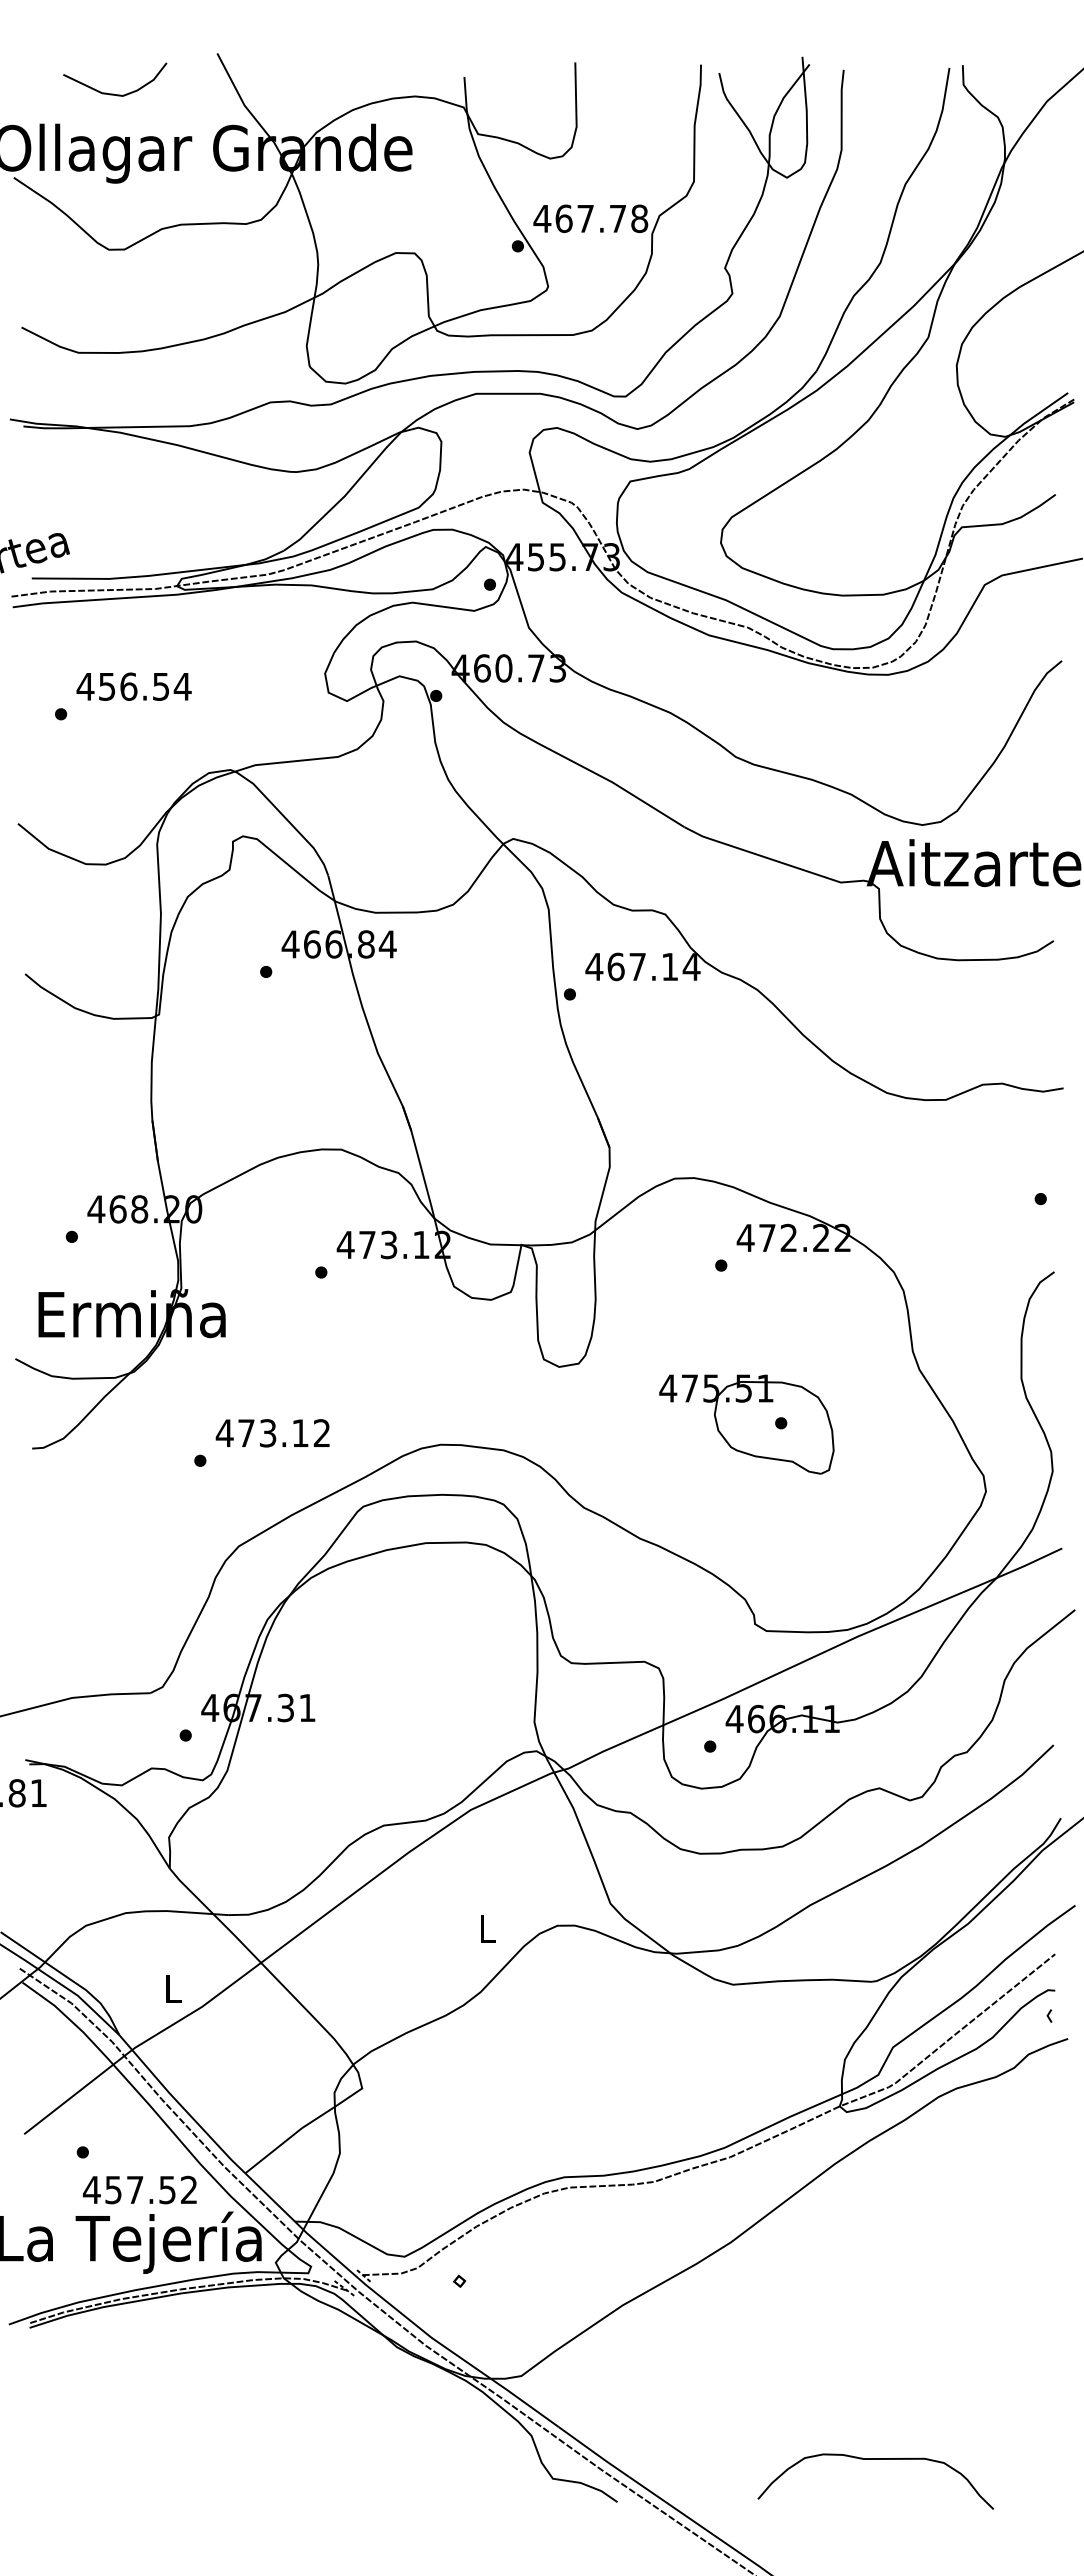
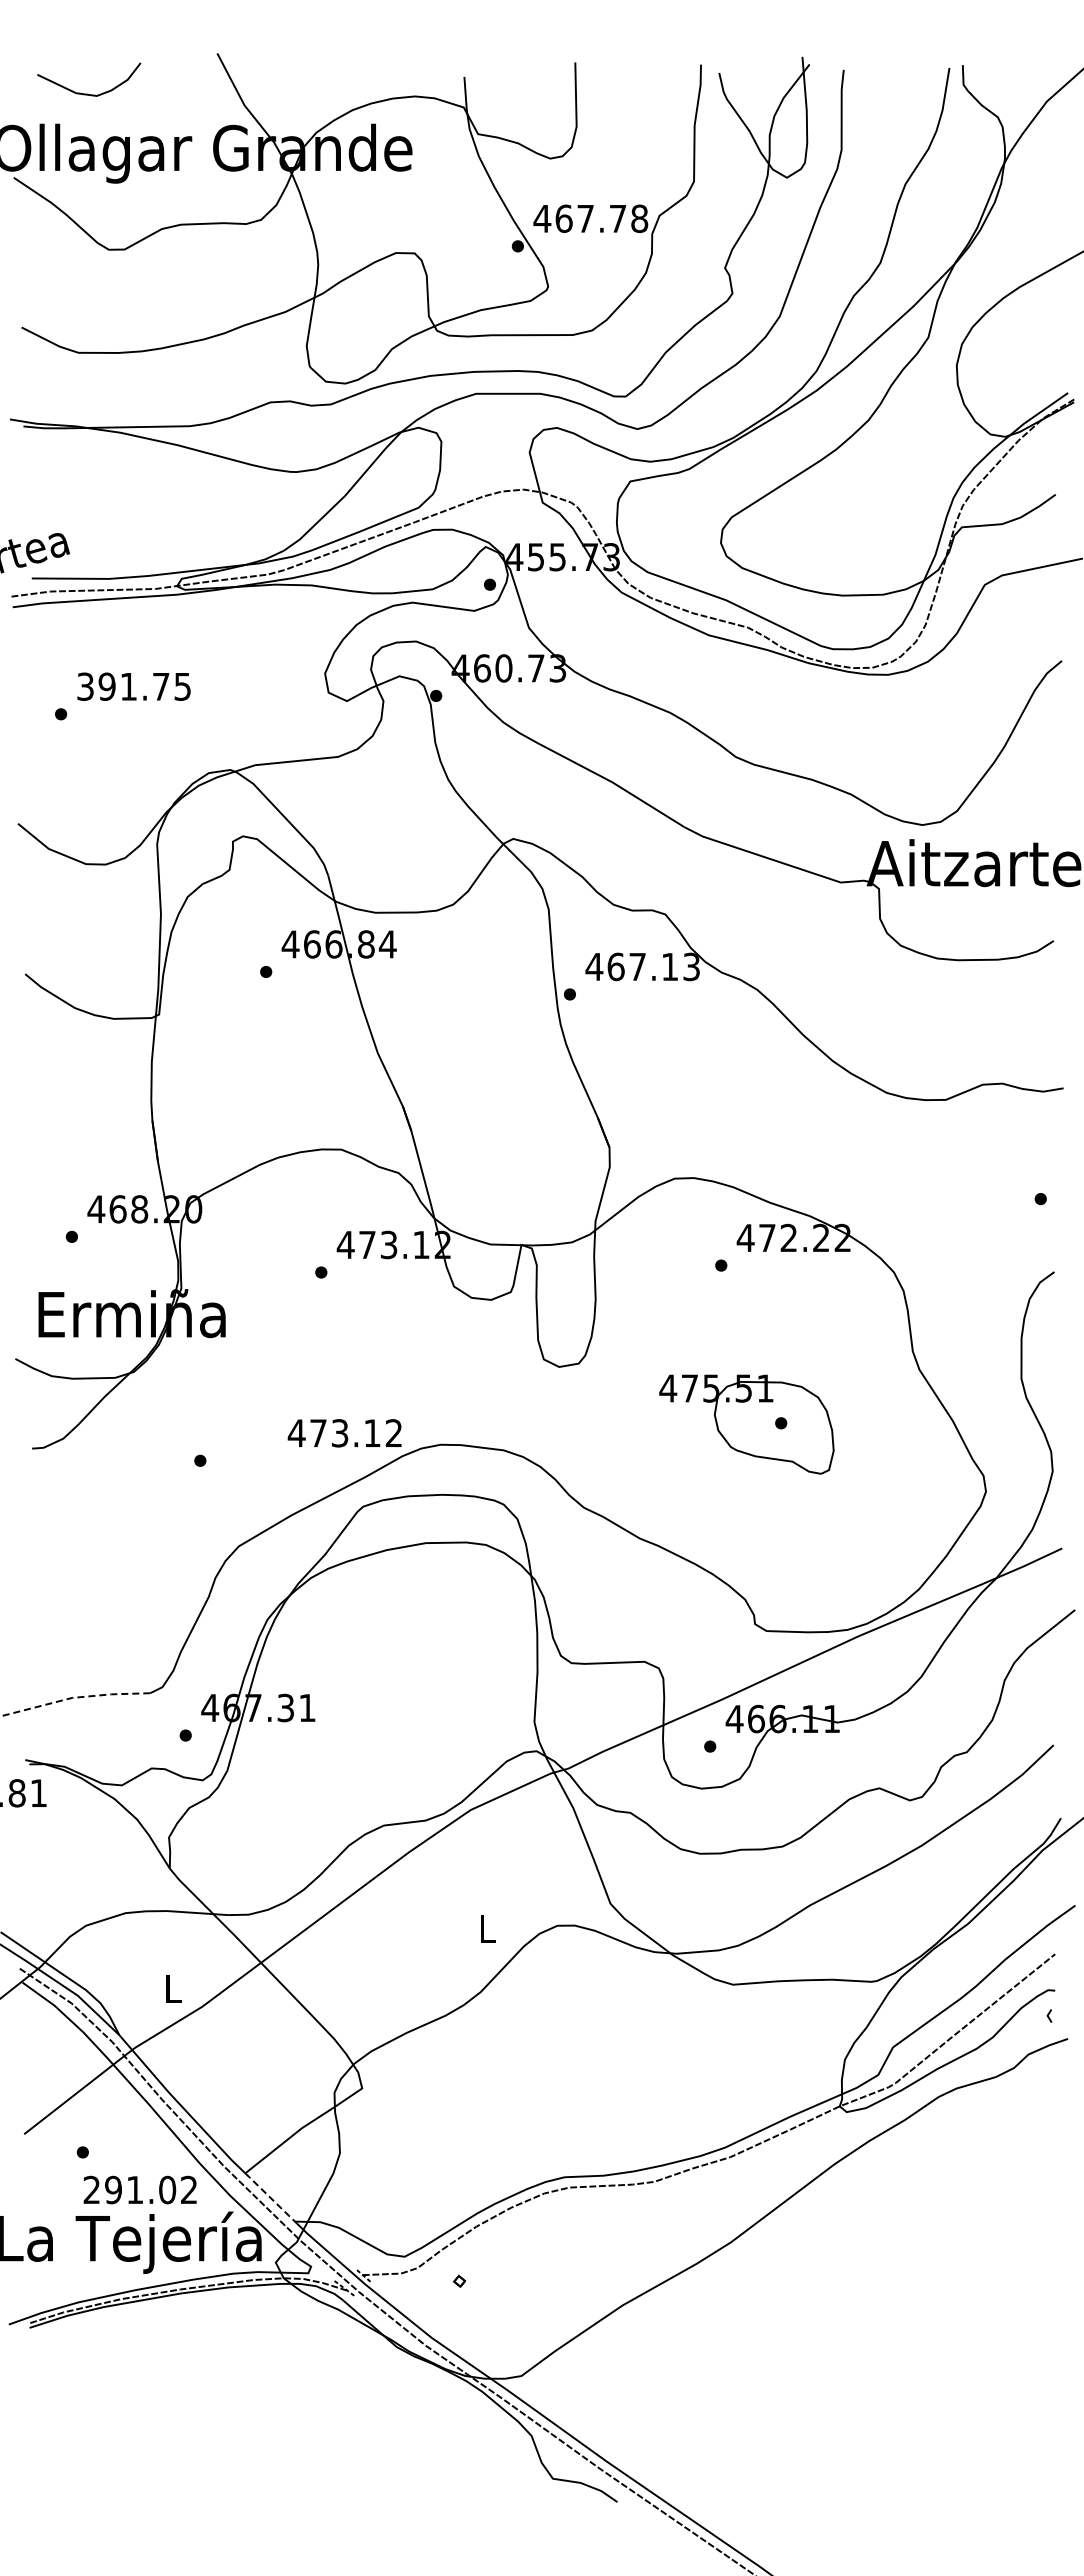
curve position: (113, 93) -> (87, 93) (87, 93)
text: 456.54 -> 391.75 (133, 686)
text: 467.14 -> 467.13 (691, 966)
text position: (272, 1433) -> (344, 1433) (344, 1433)
line: solid -> dashed (74, 1697)
text: 457.52 -> 291.02 (129, 2189)
line: solid -> dashed (270, 2197)
curve: present -> none (875, 2459)
